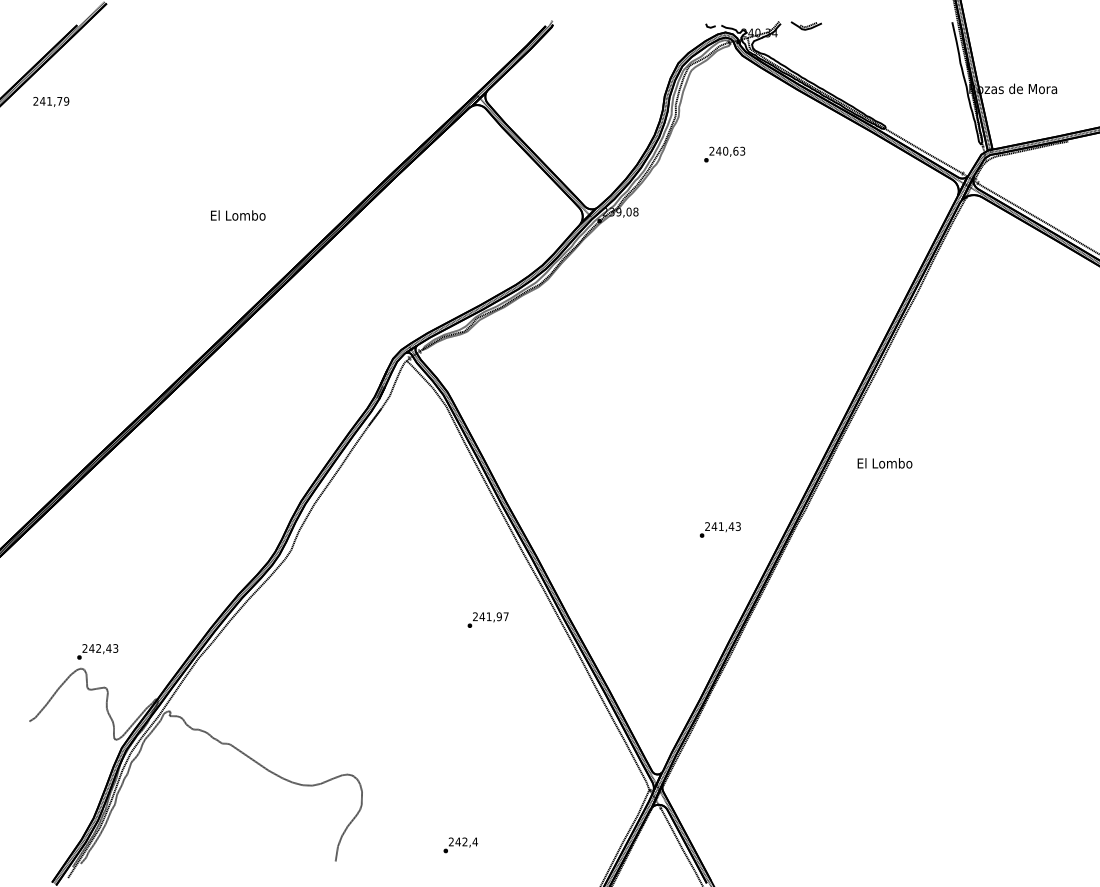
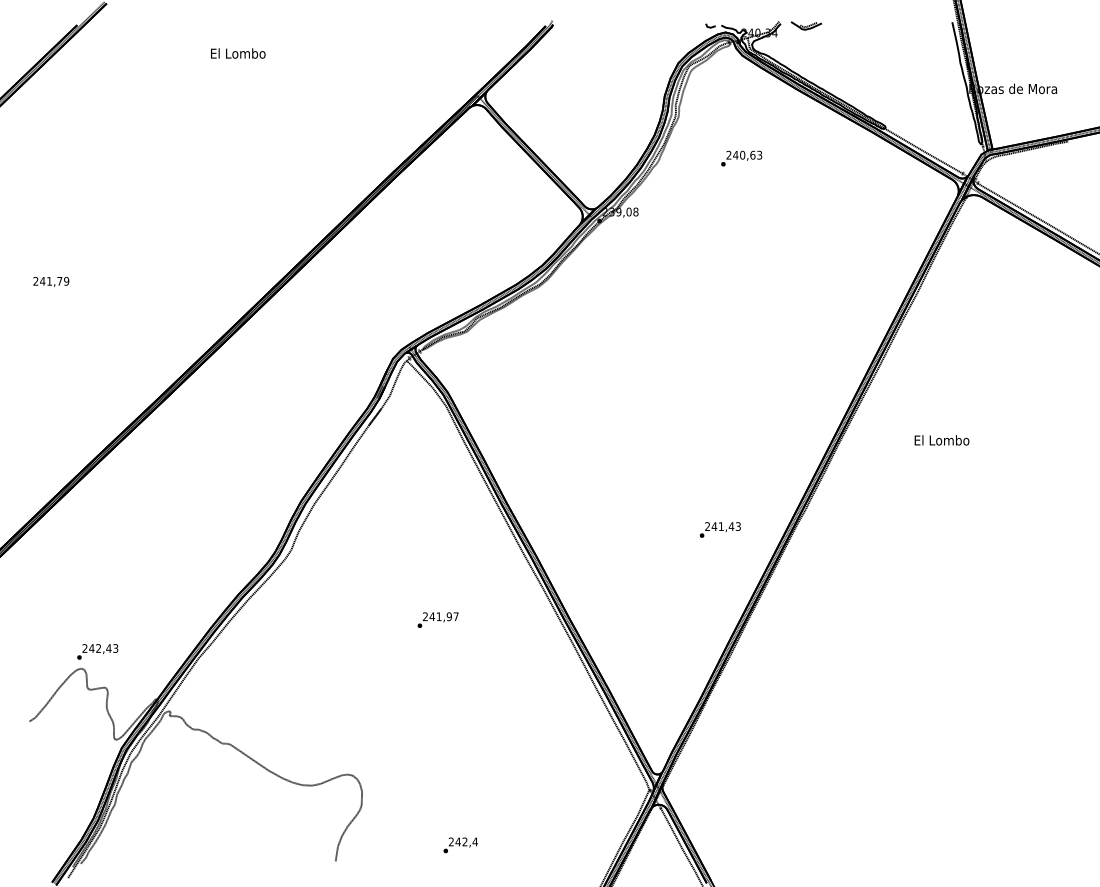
text position: (51, 101) -> (51, 281) (51, 281)
text position: (724, 154) -> (741, 158) (741, 158)
text position: (238, 215) -> (238, 53) (238, 53)
text position: (884, 463) -> (941, 440) (941, 440)
text position: (487, 619) -> (437, 619) (437, 619)
